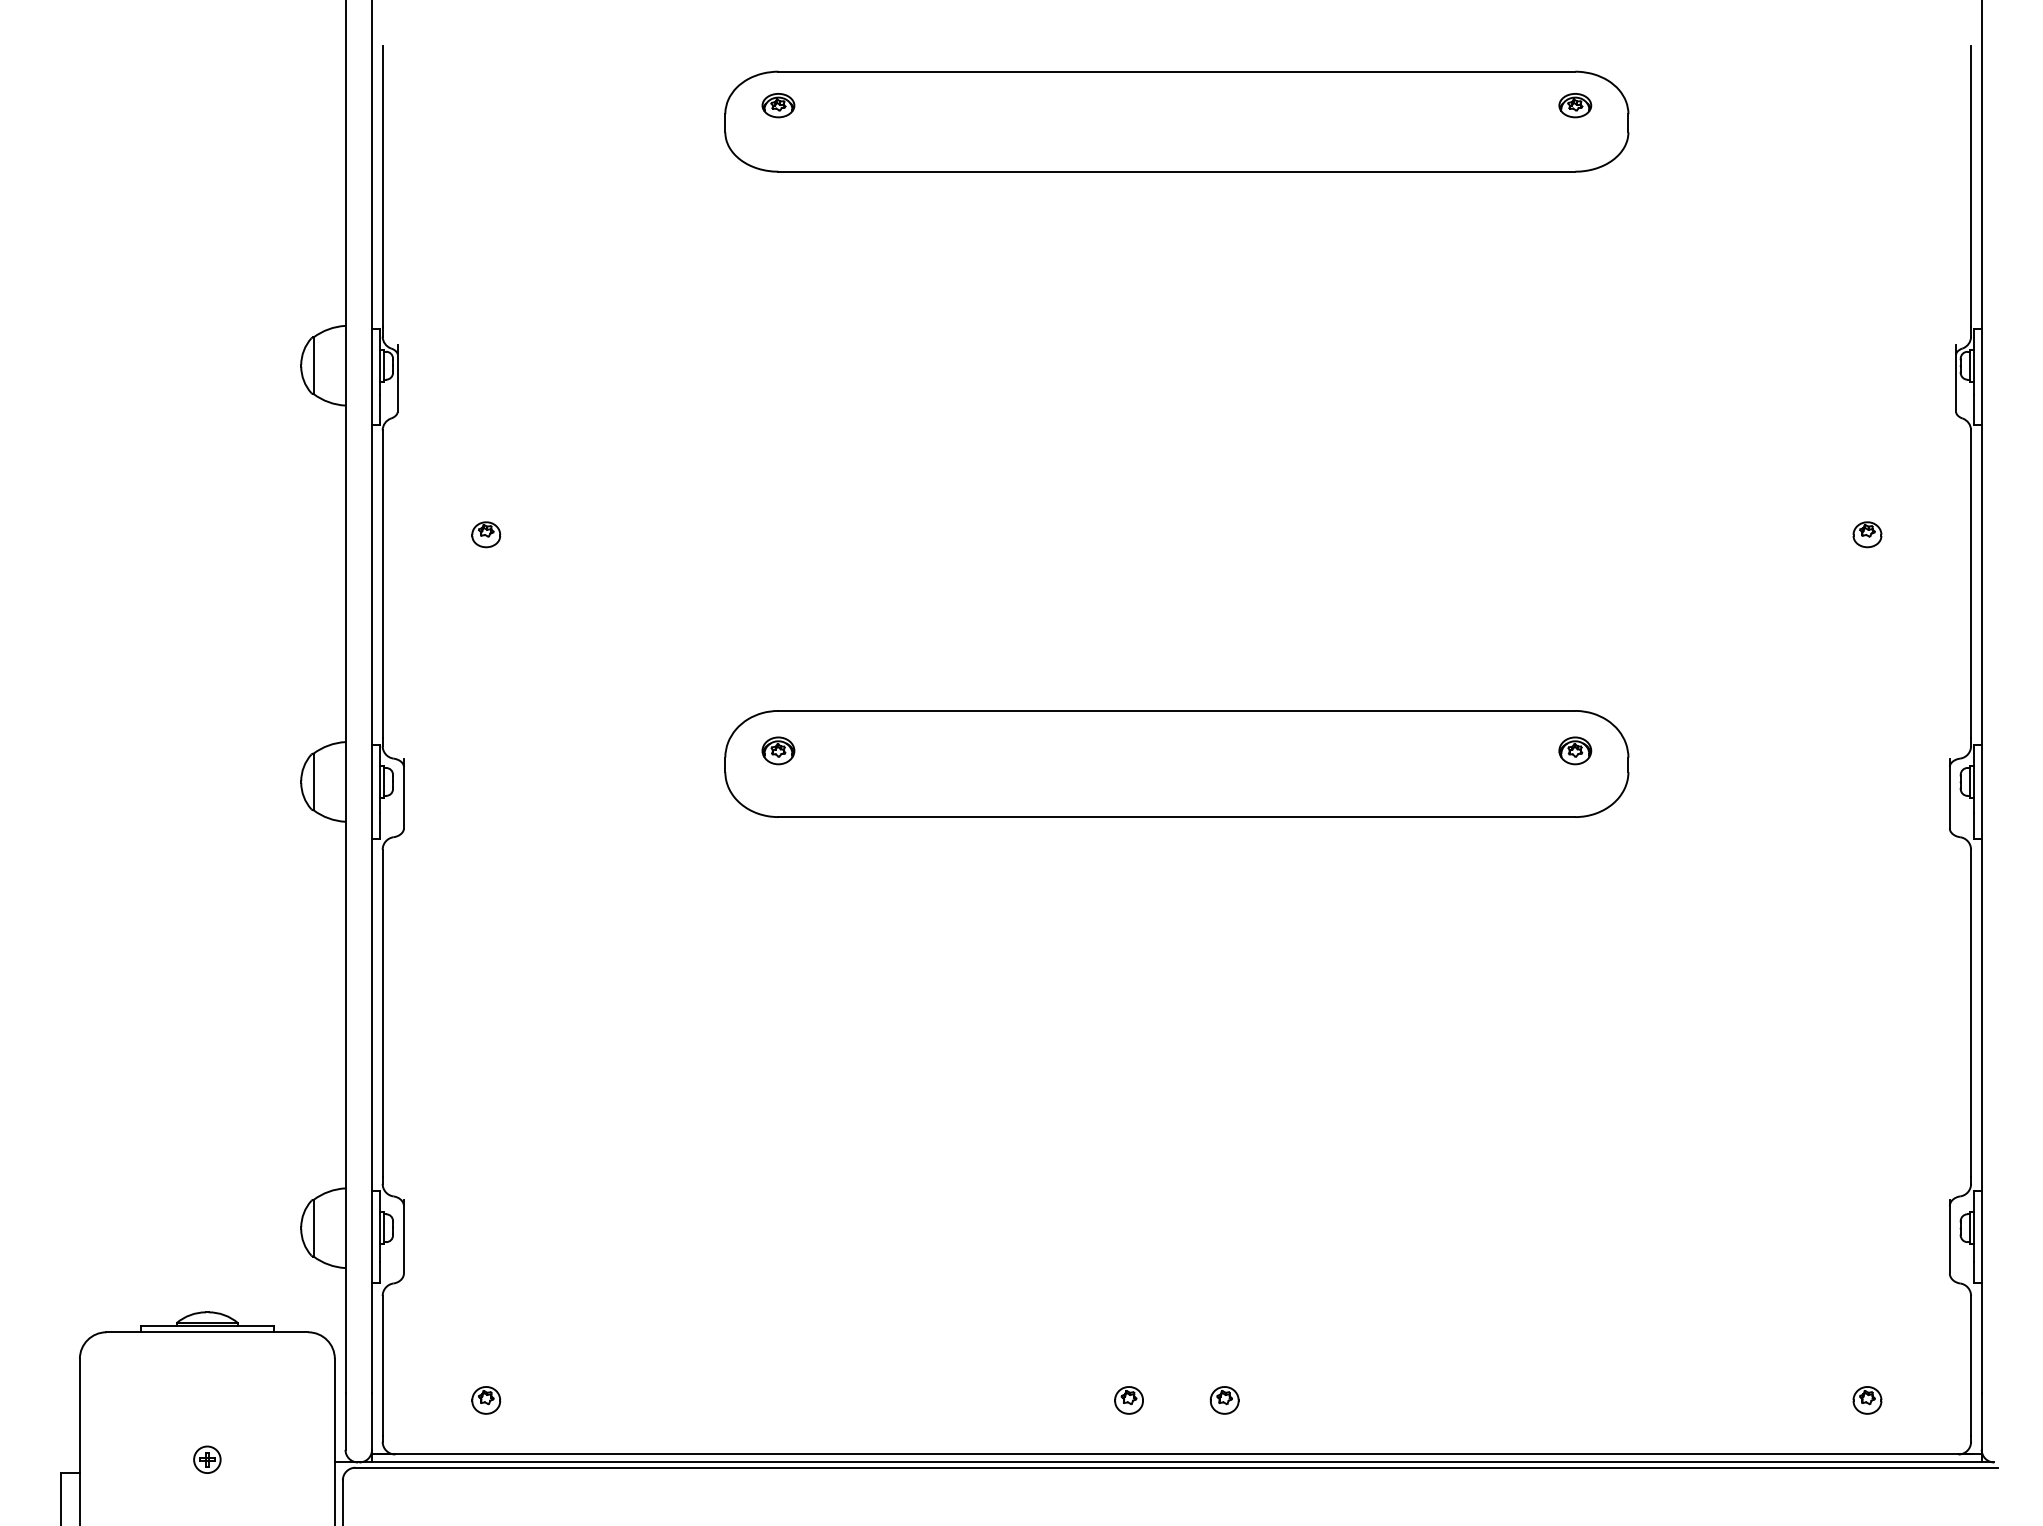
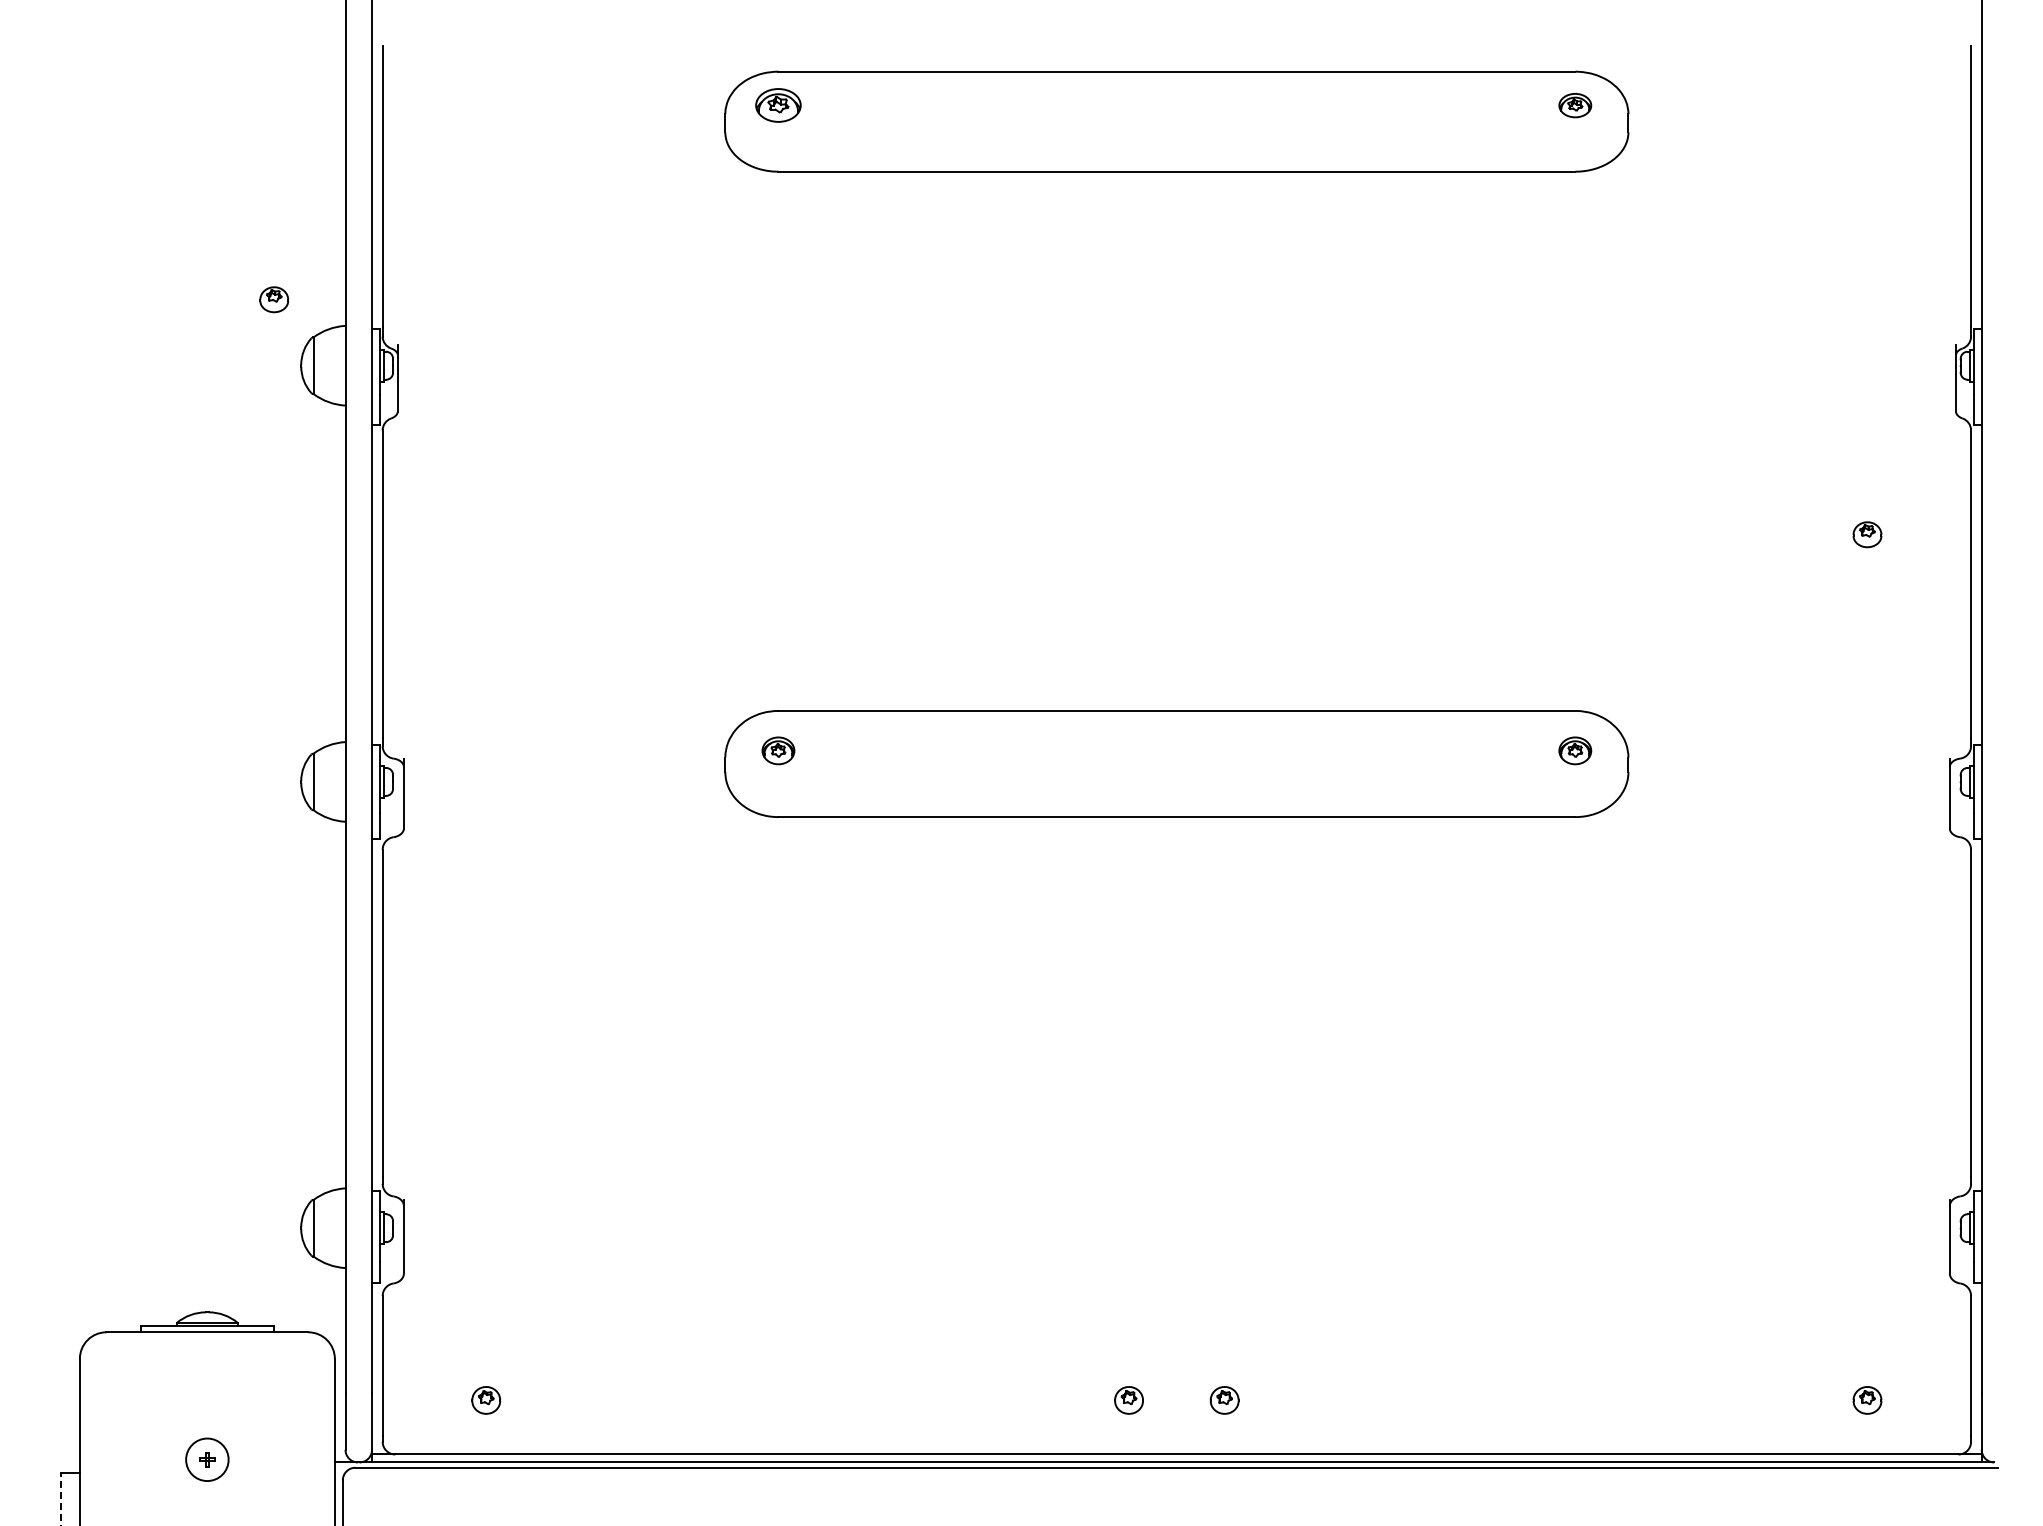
part size: 35x26 px -> 47x35 px (778, 105)
part position: (486, 534) -> (274, 299) (274, 299)
circle diameter: 27 px -> 42 px (207, 1459)
line: solid -> dashed (61, 1498)
